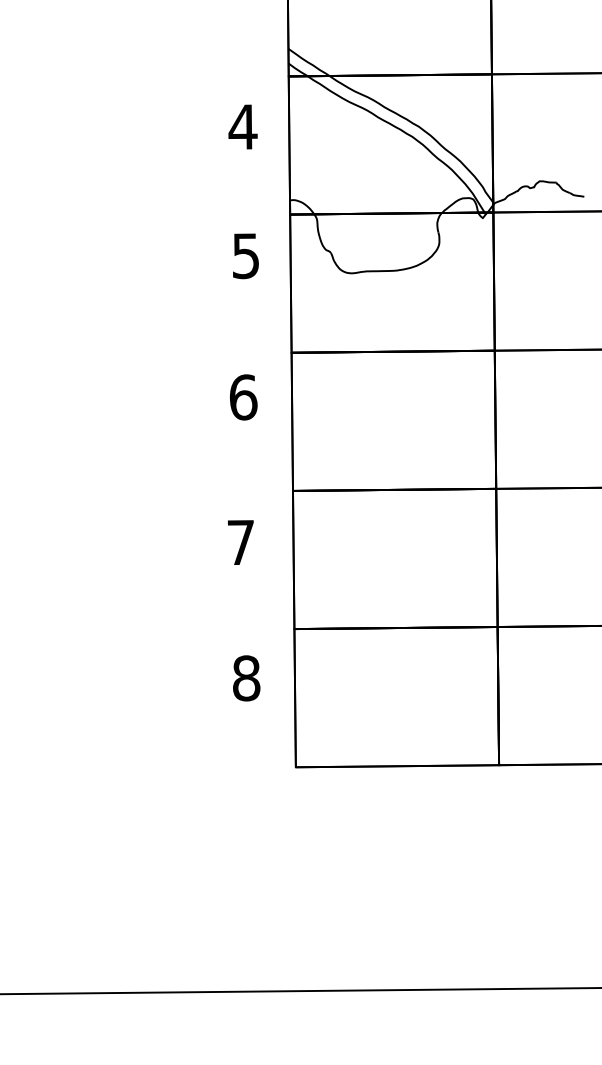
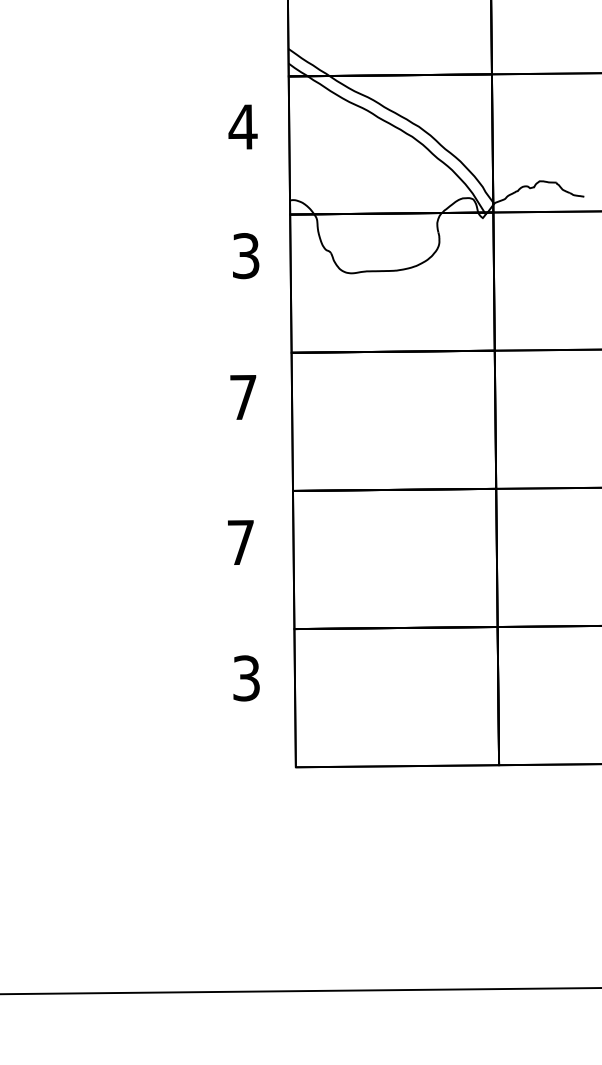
text: 5 -> 3 (246, 255)
text: 6 -> 7 (243, 397)
text: 8 -> 3 (246, 678)
